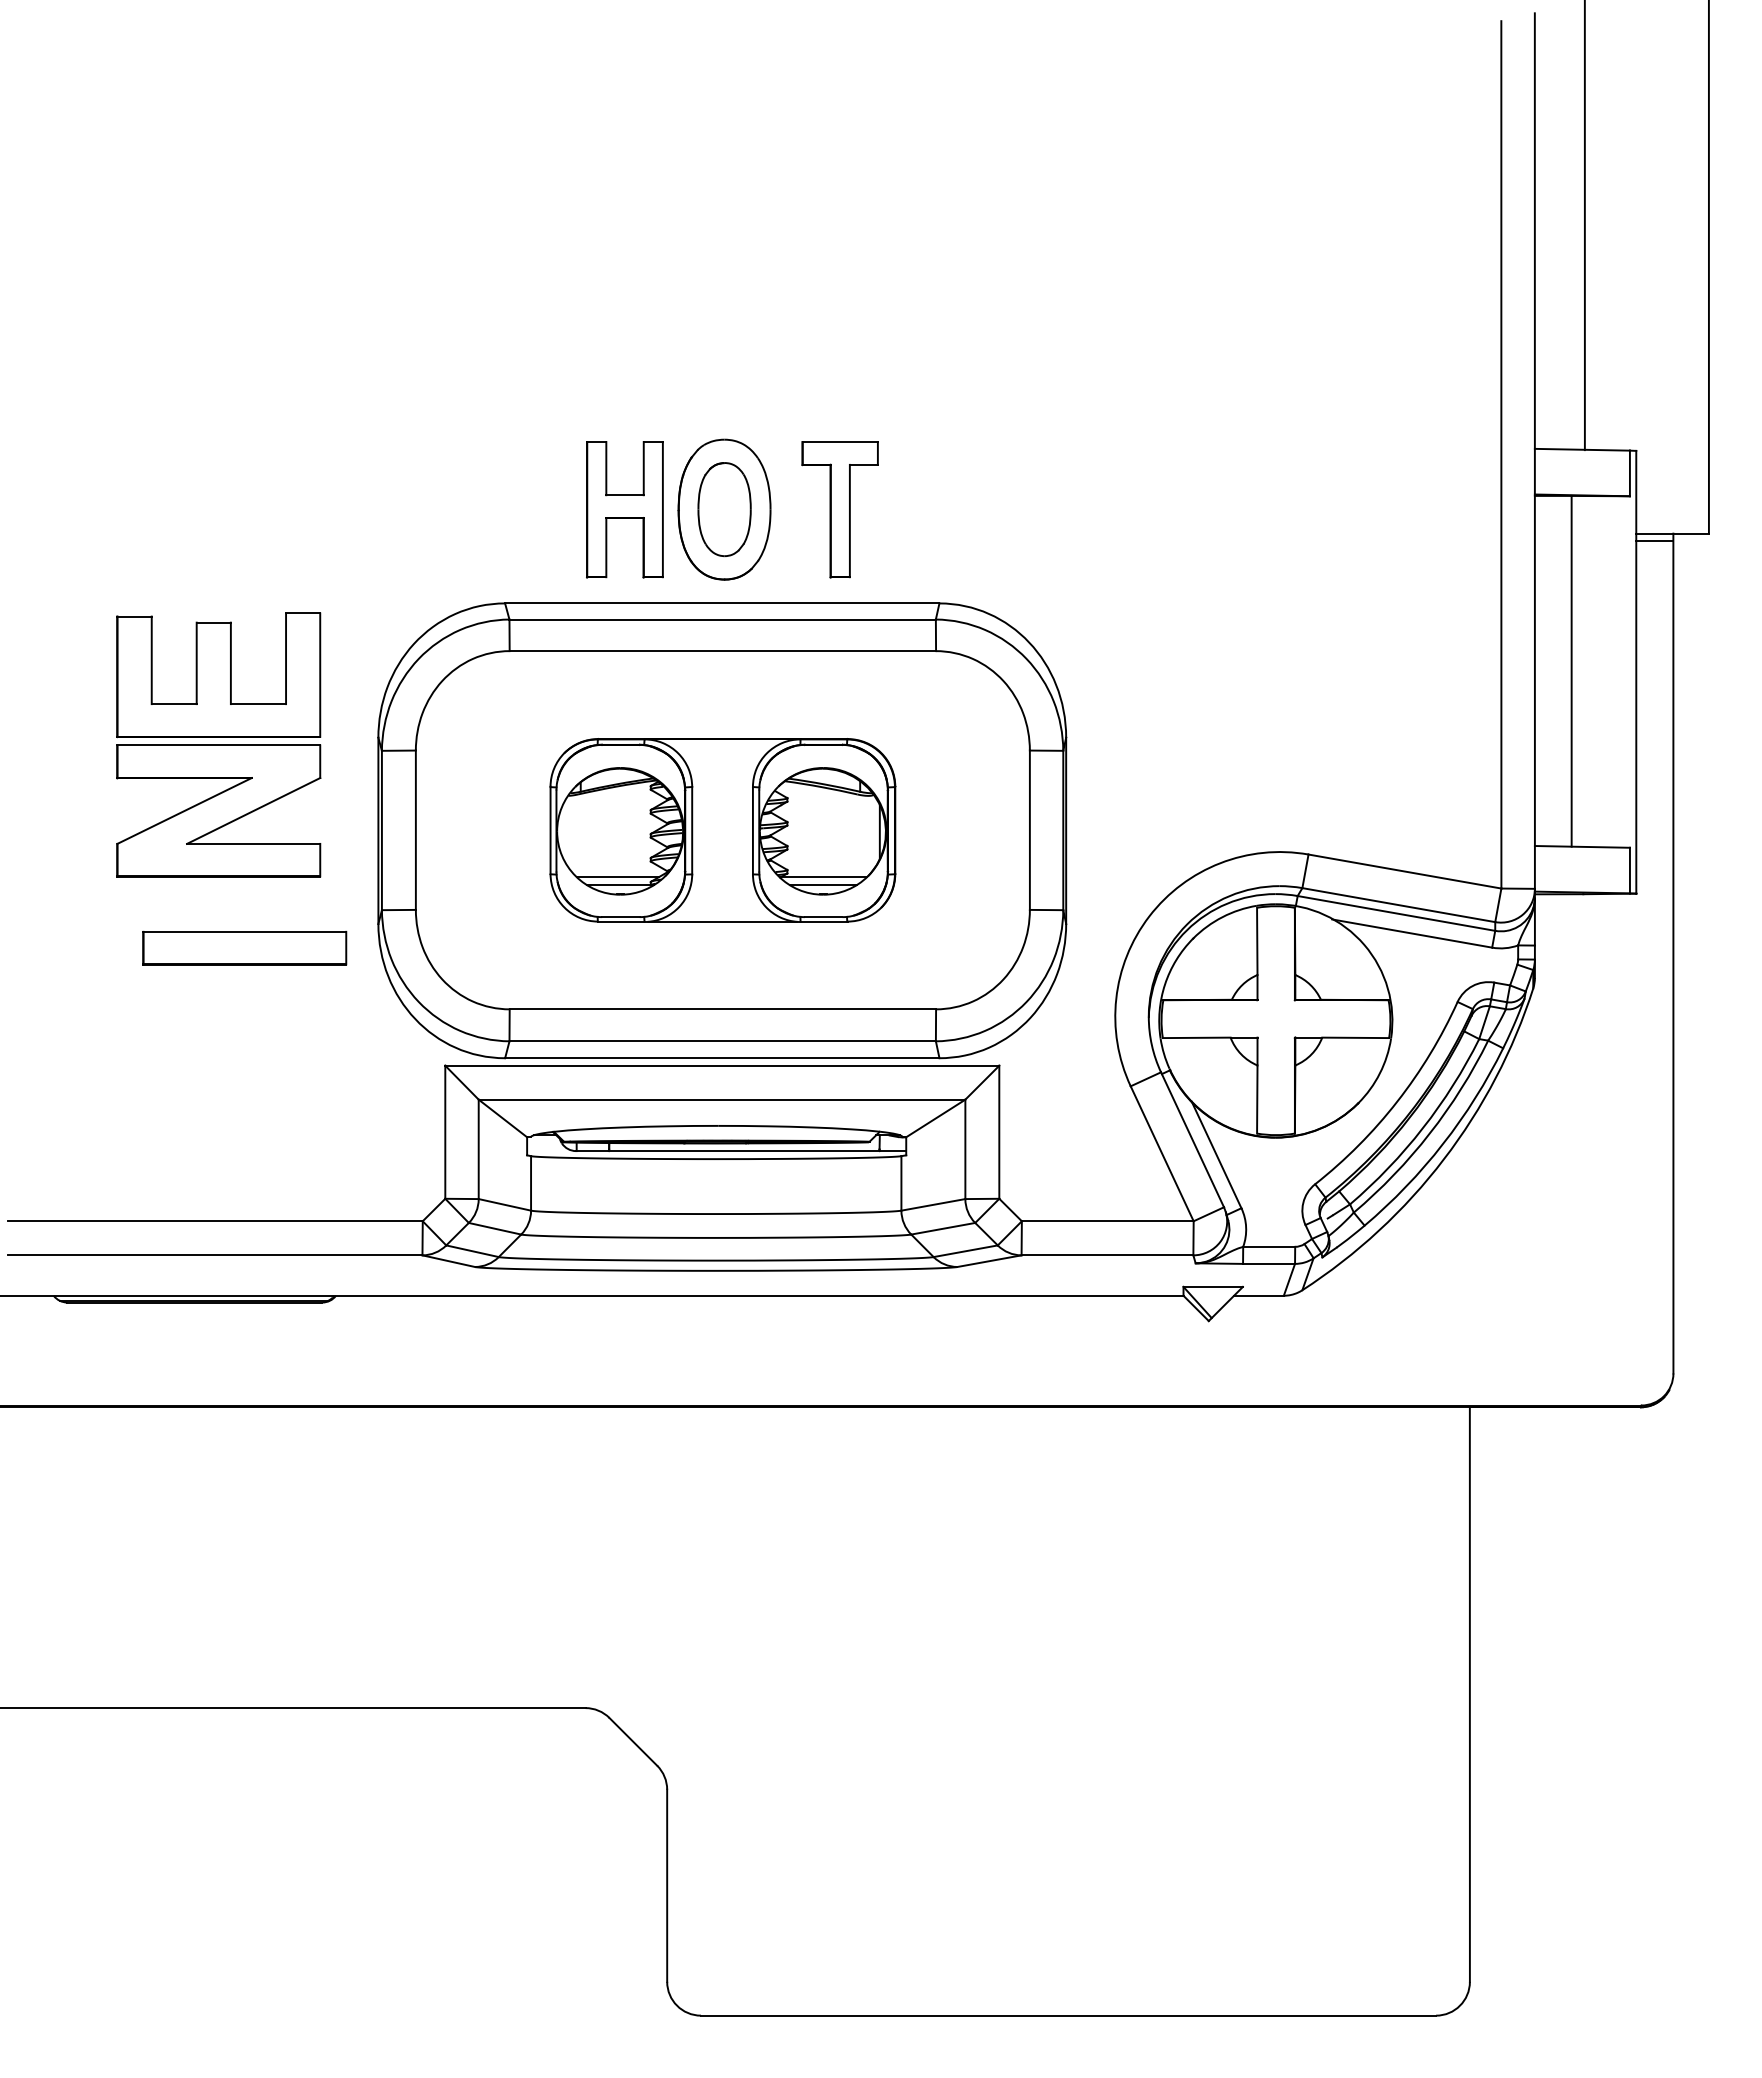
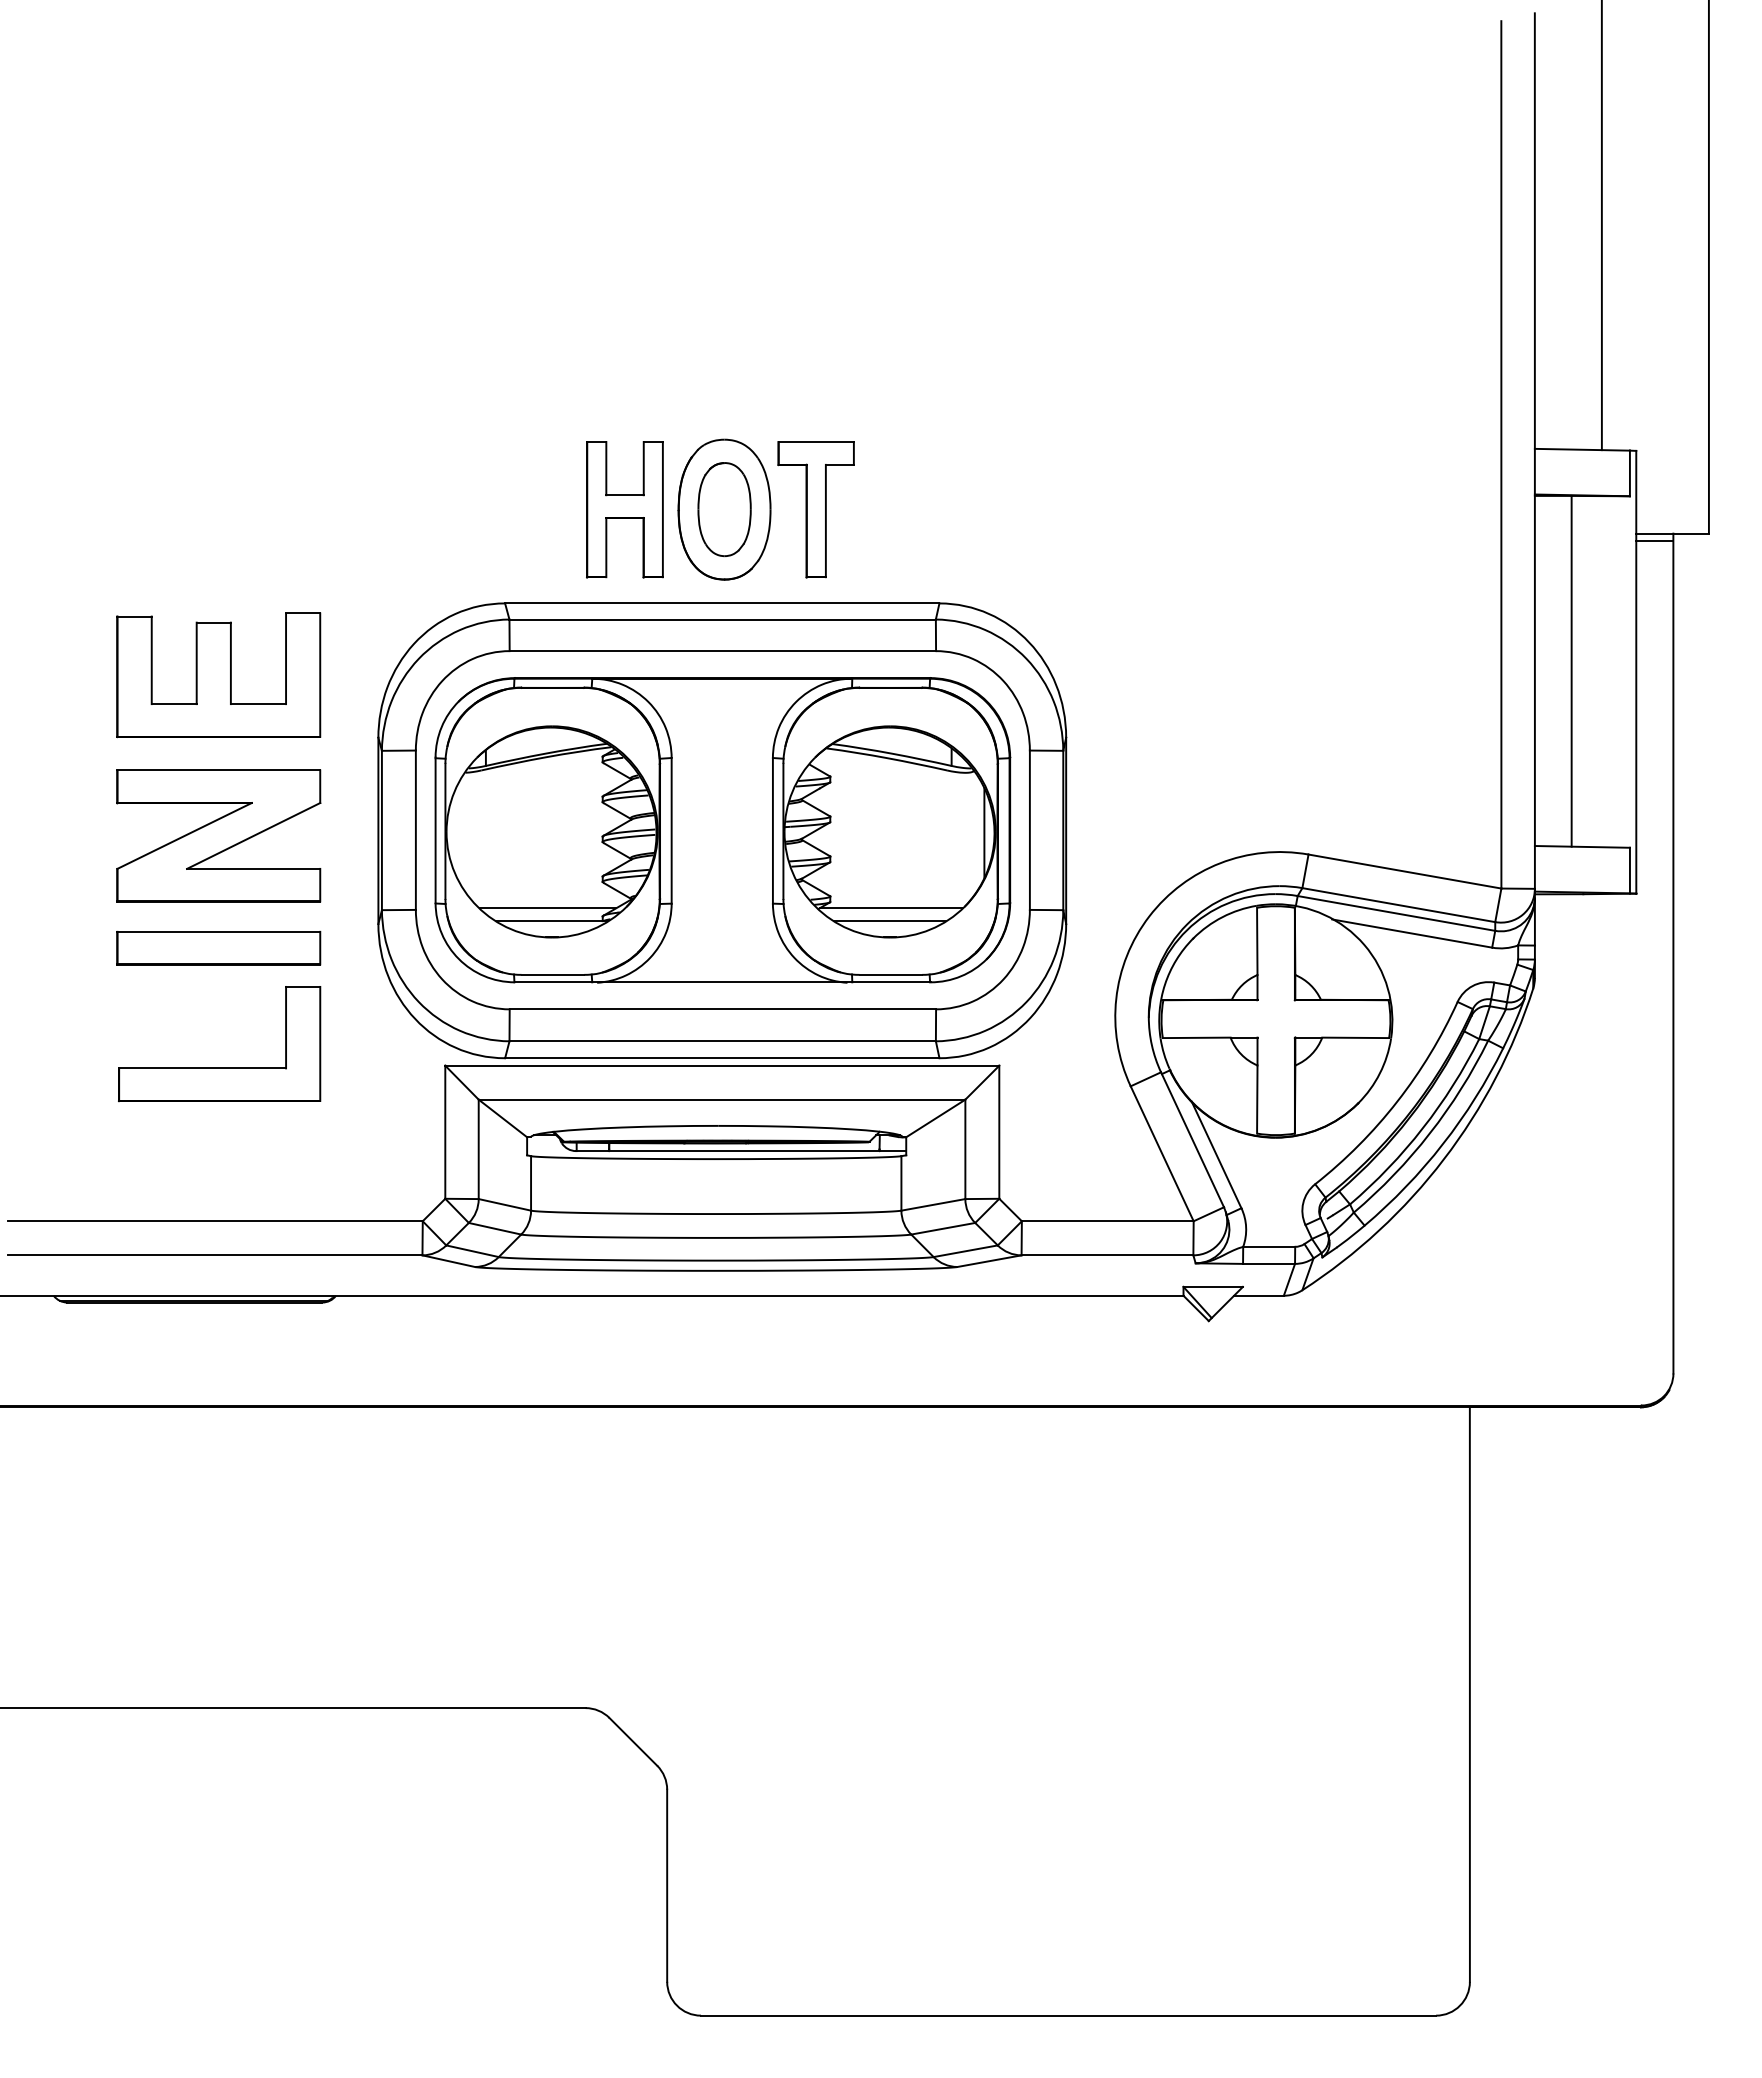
line position: (1584, 226) -> (1601, 226) (1601, 226)
part position: (839, 509) -> (815, 509) (815, 509)
part position: (218, 810) -> (218, 835) (218, 835)
part size: 348x185 px -> 578x307 px (722, 830)
part position: (244, 948) -> (218, 948) (218, 948)
part: none -> present (219, 1067)
